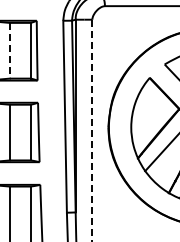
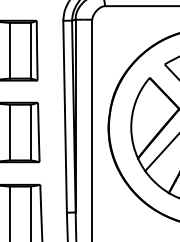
line: dashed -> solid (9, 50)
line: dashed -> solid (92, 130)
